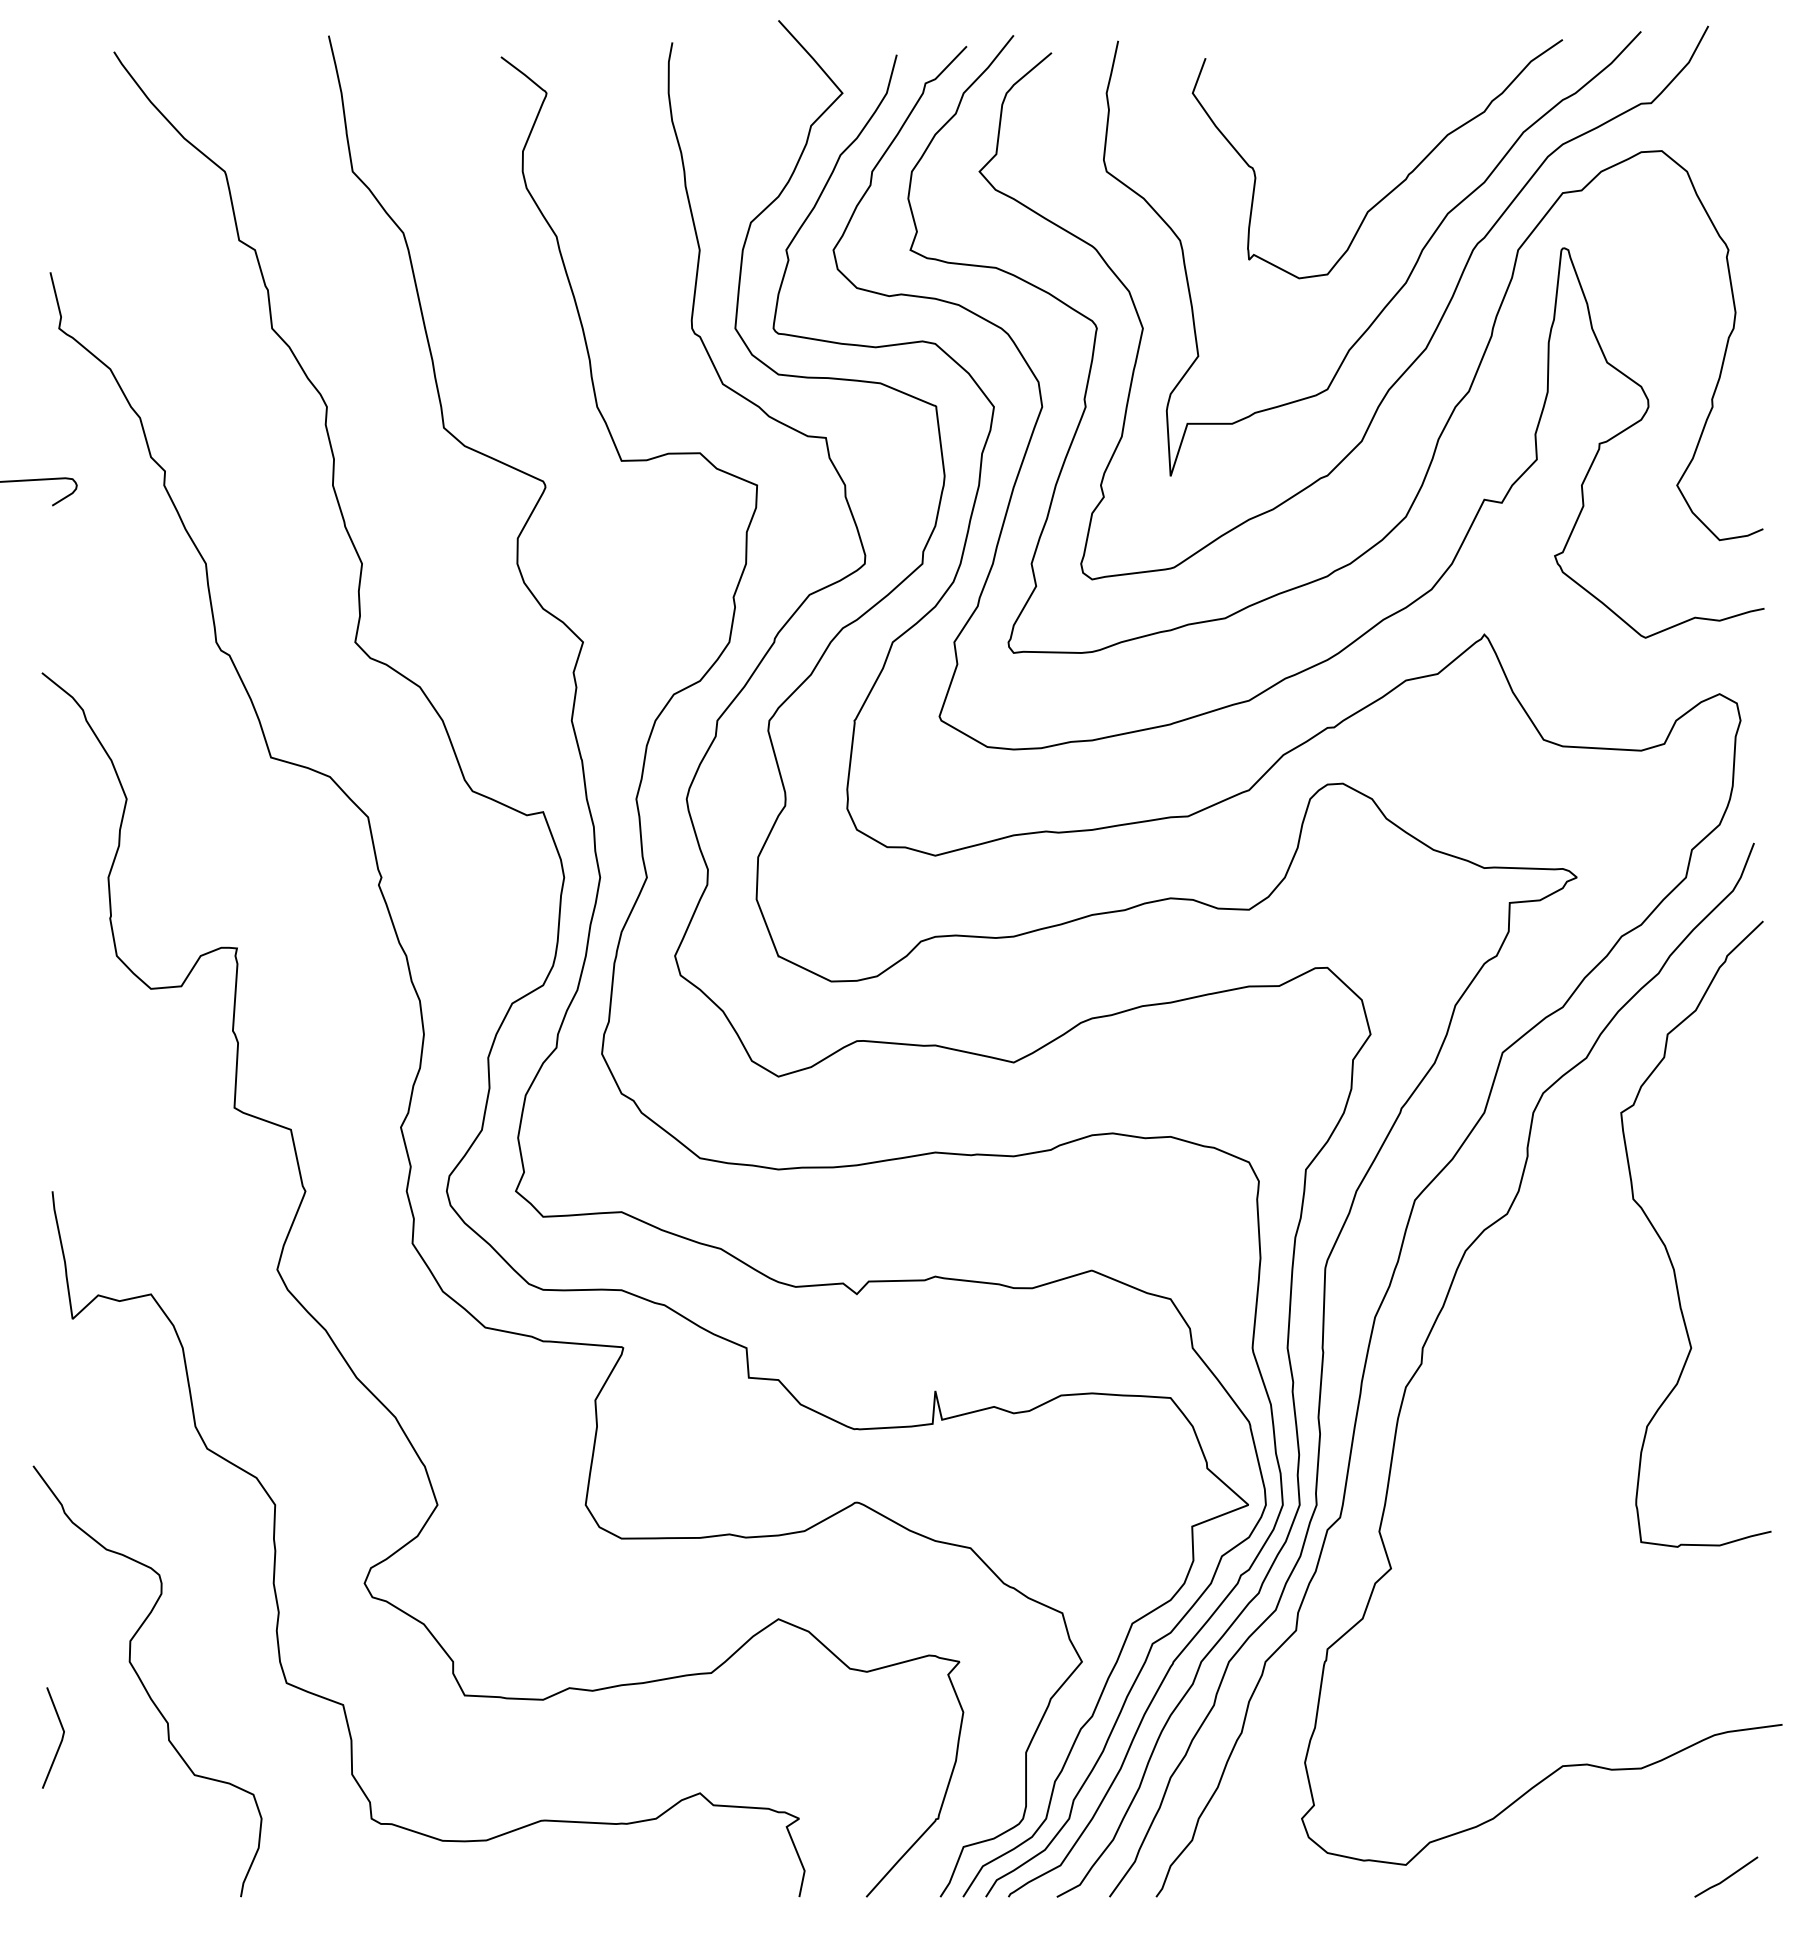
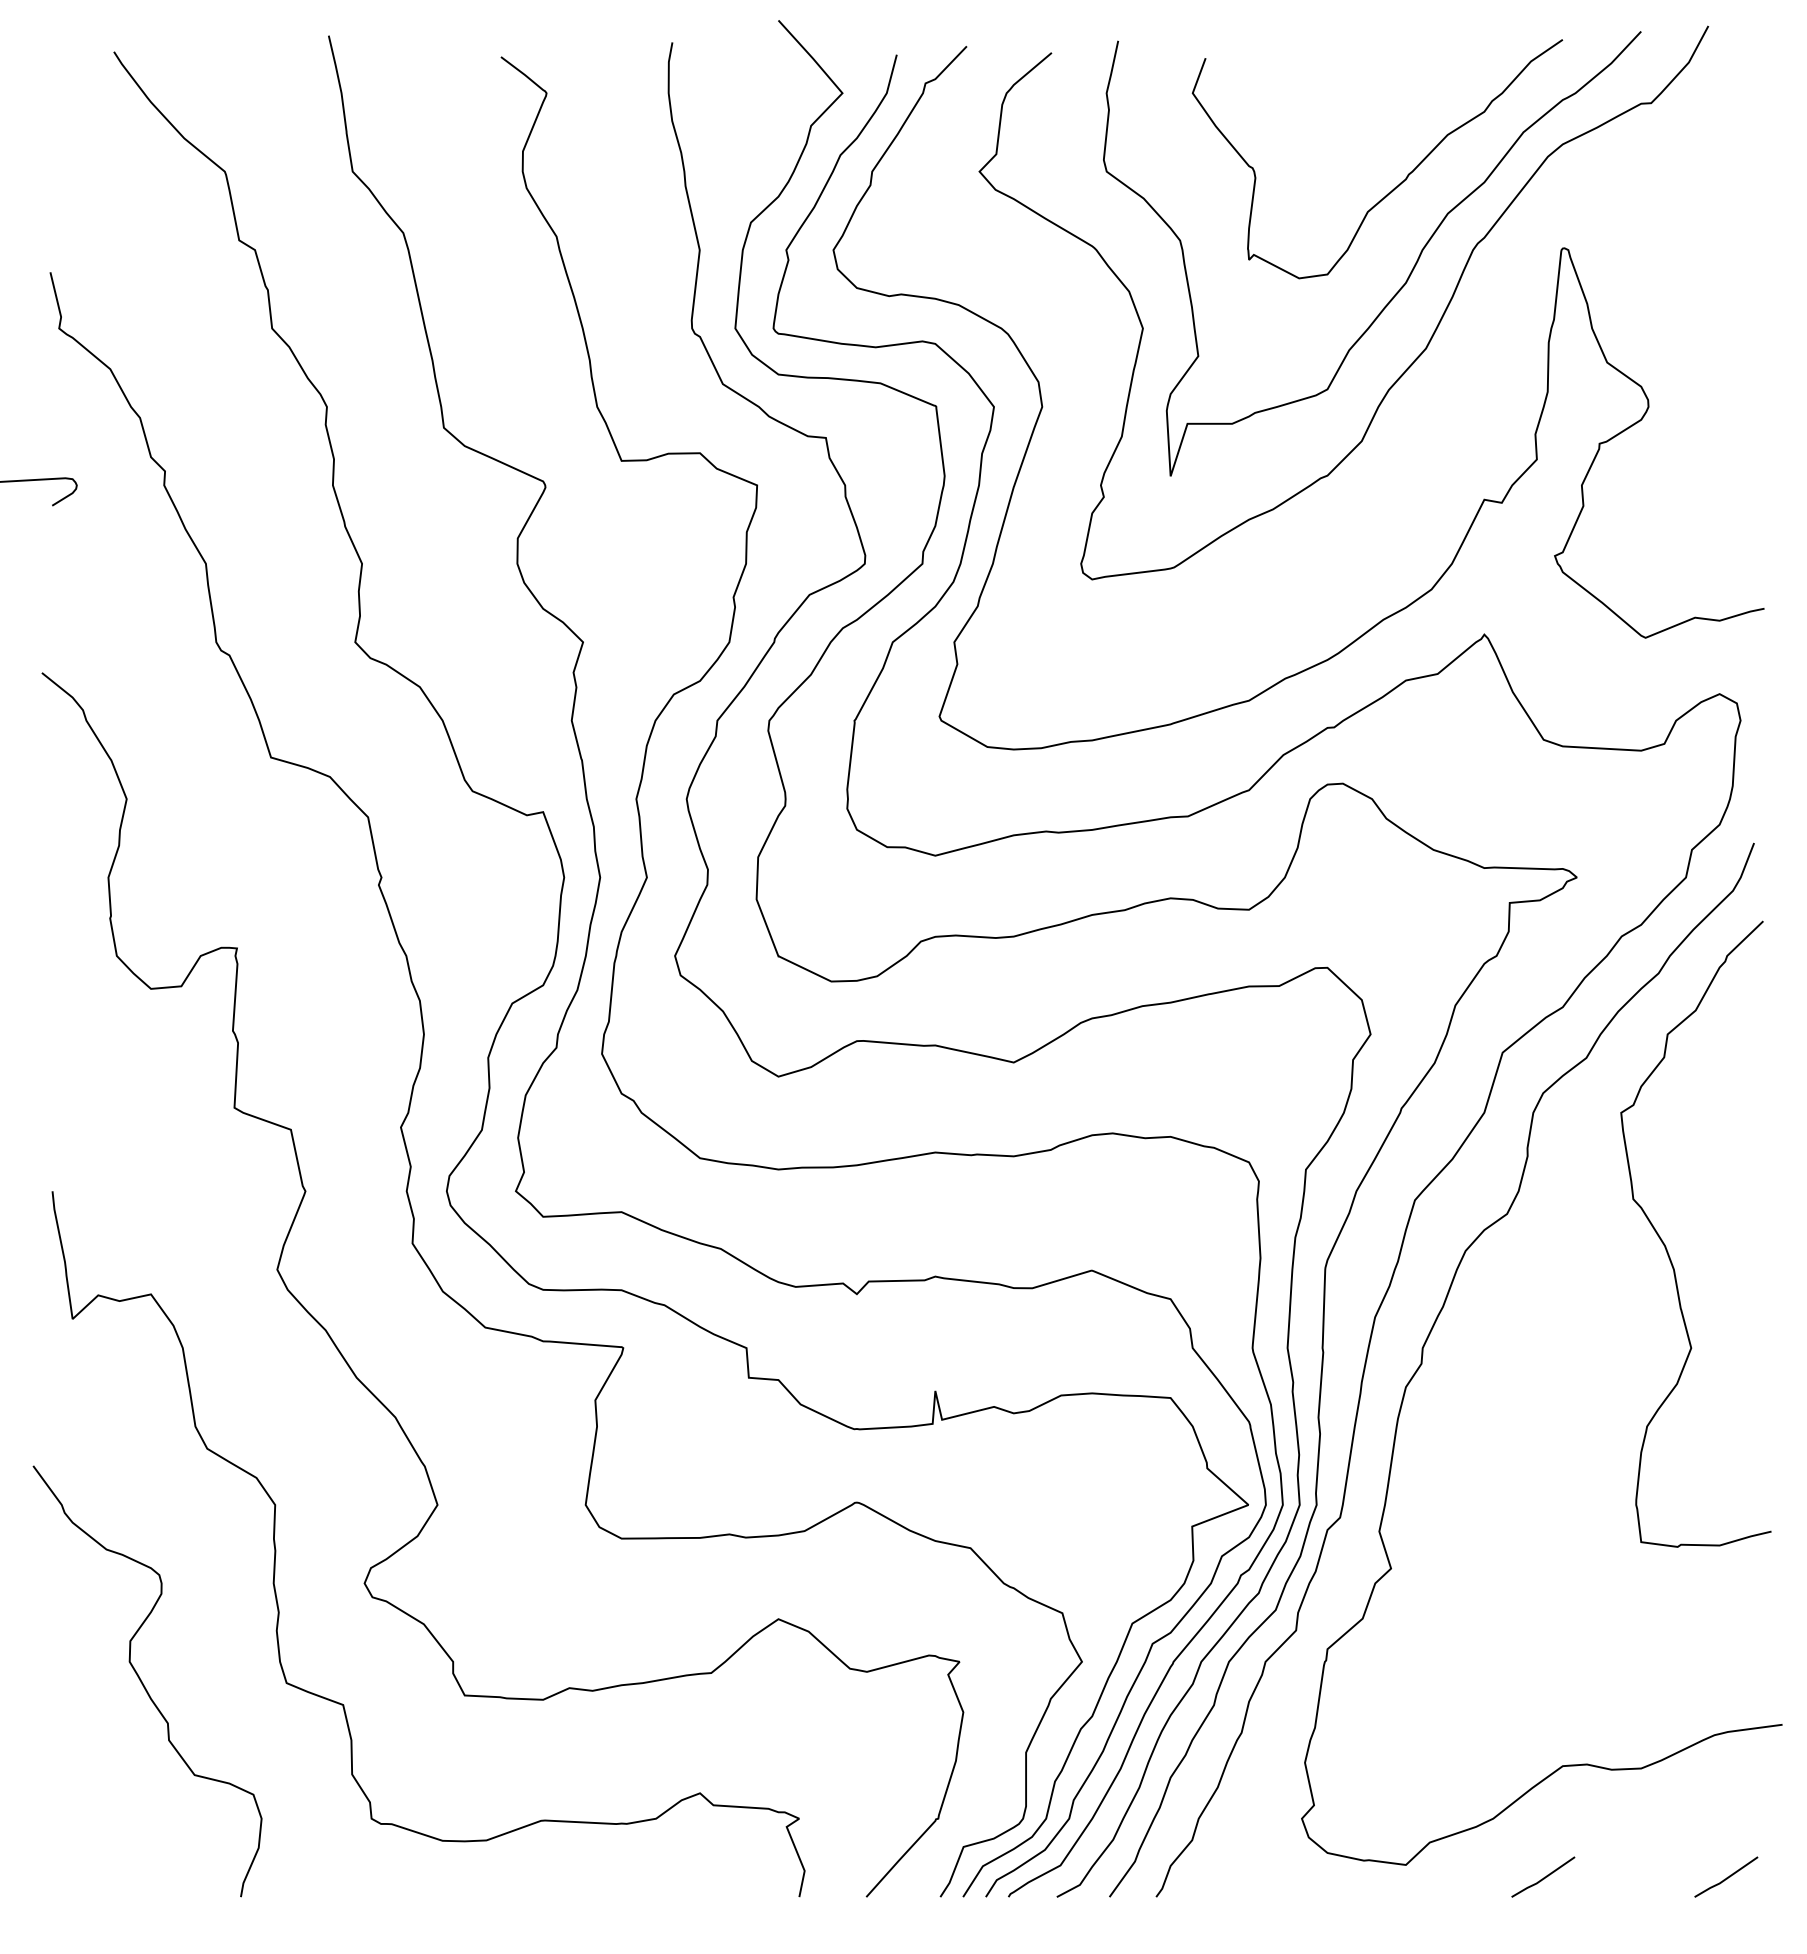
curve: present -> none (1454, 406)
line: present -> none (61, 1737)
line: none -> present (1544, 1876)
